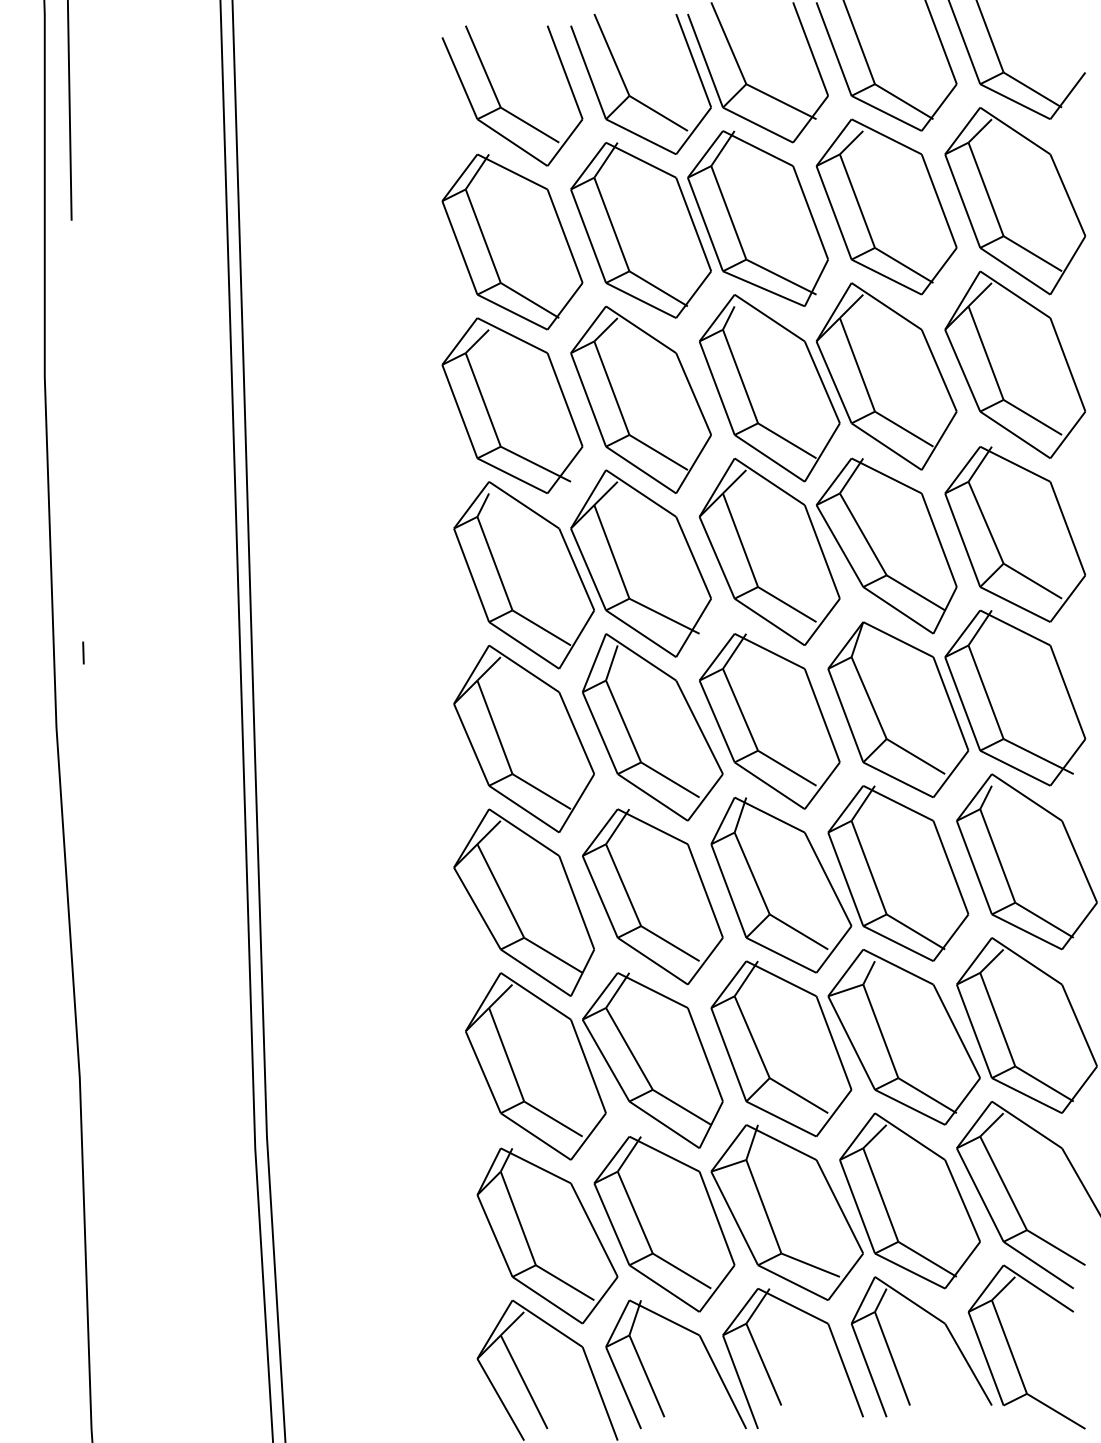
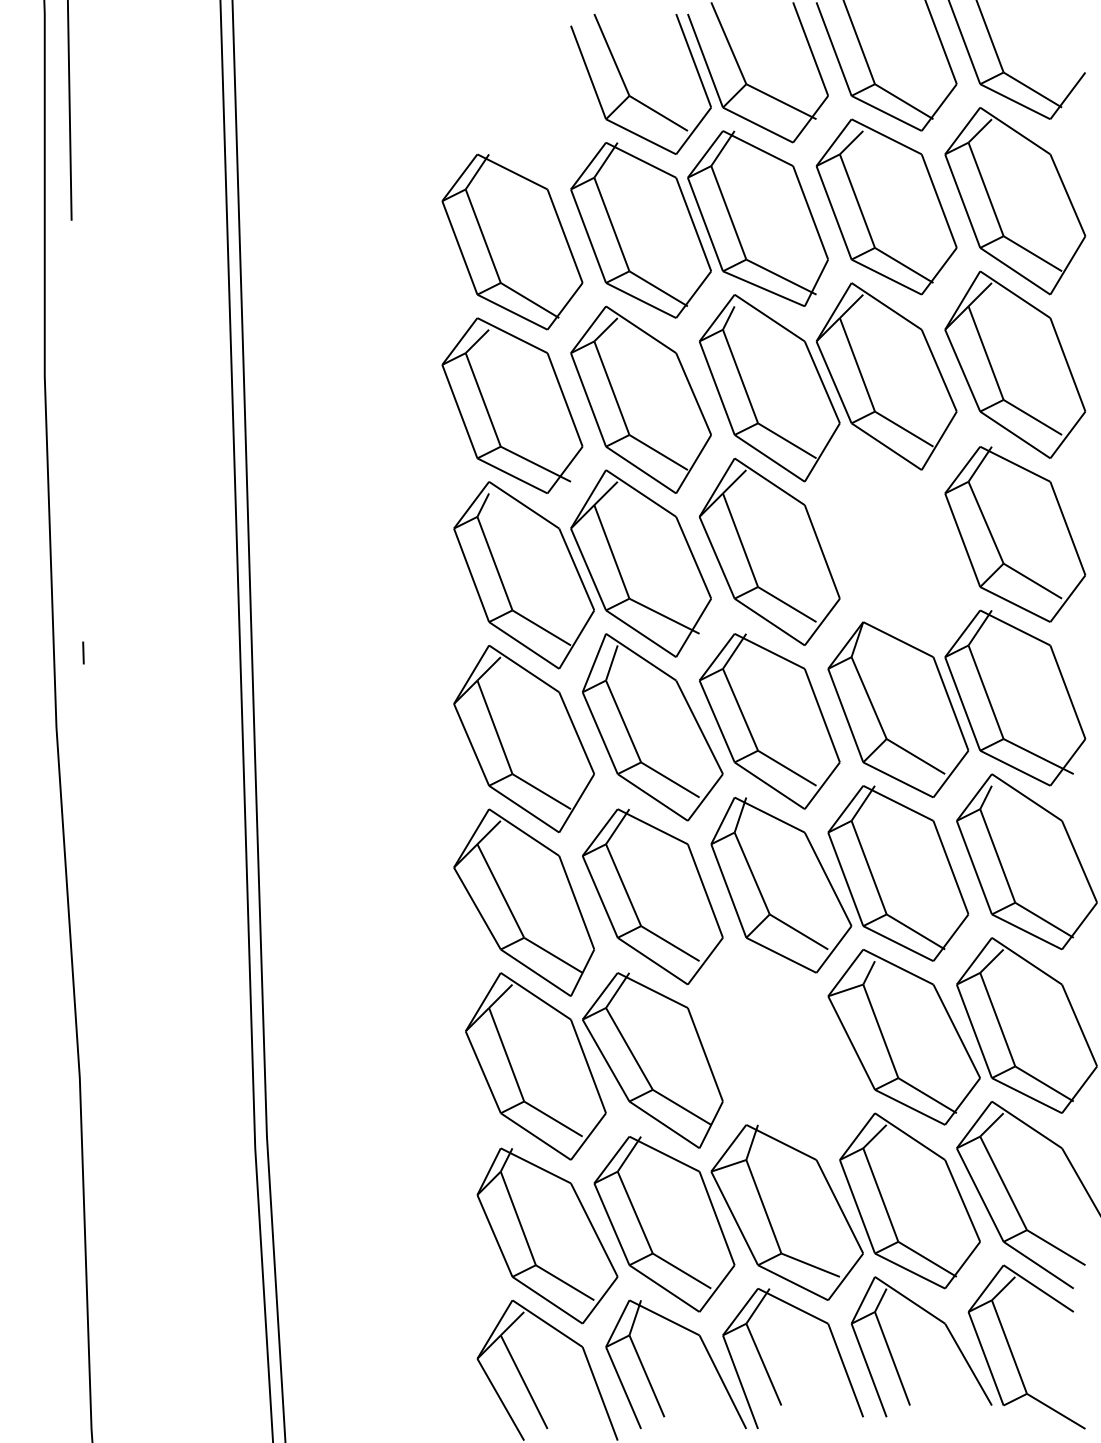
part: present -> none (499, 101)
part: present -> none (886, 545)
part: present -> none (781, 1048)
